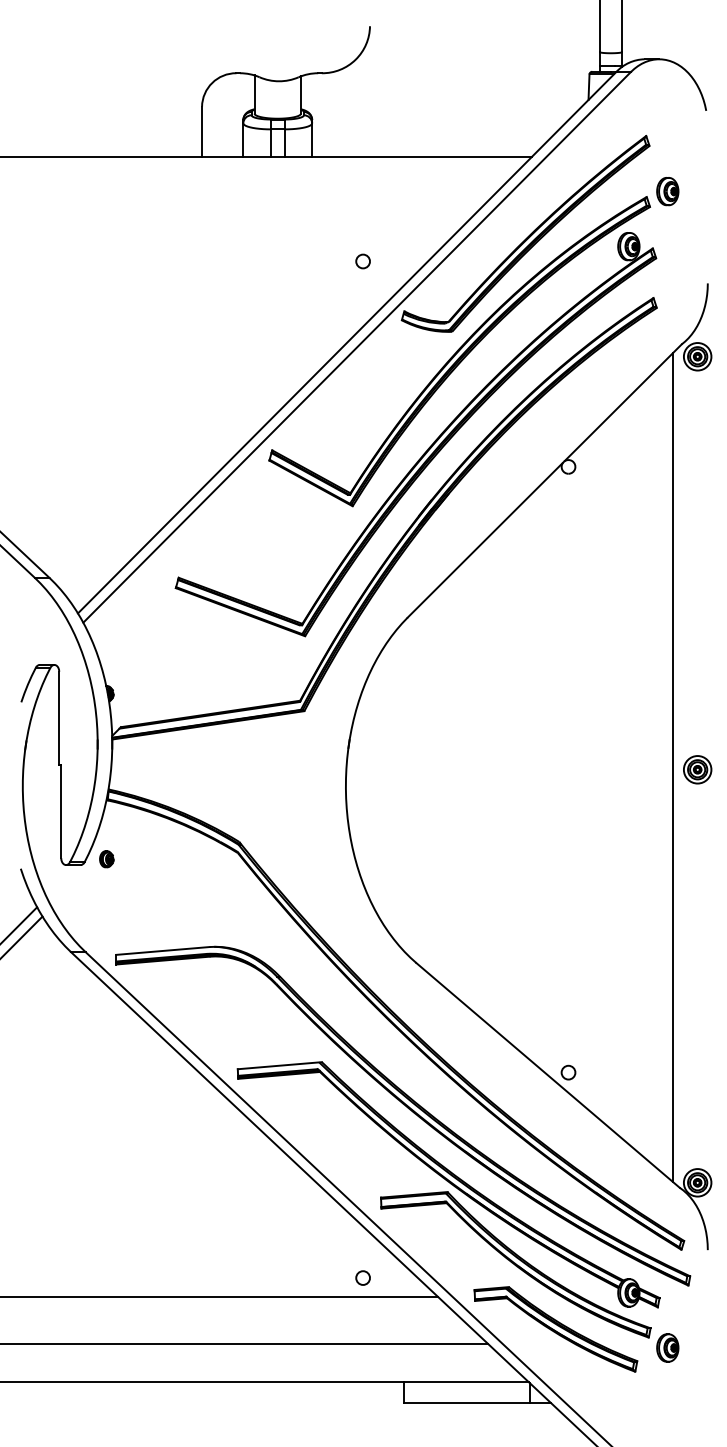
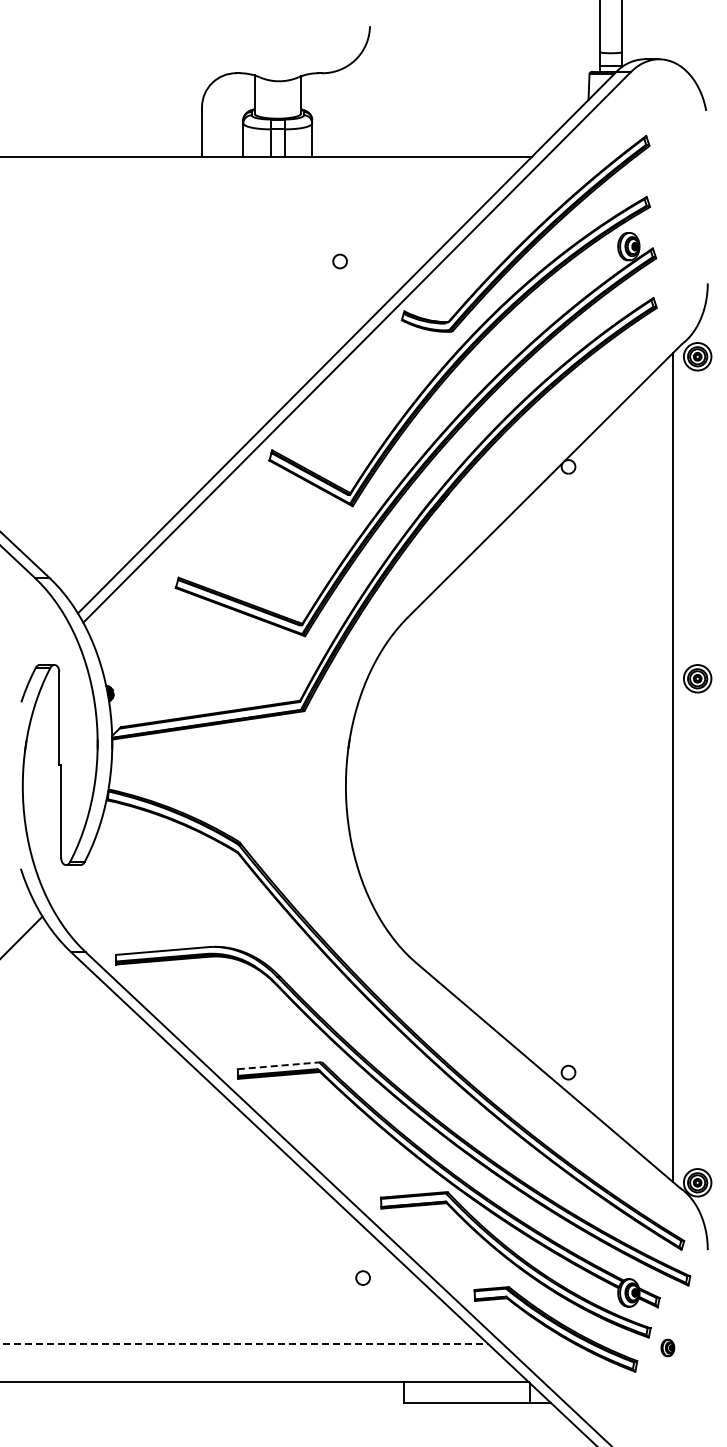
part: present -> none (667, 191)
circle position: (362, 261) -> (339, 261) (339, 261)
part position: (697, 769) -> (697, 678) (697, 678)
part: present -> none (106, 859)
line: present -> none (19, 924)
line: solid -> dashed (280, 1065)
line: present -> none (220, 1297)
line: solid -> dashed (244, 1343)
part size: 24x30 px -> 16x20 px (667, 1347)
